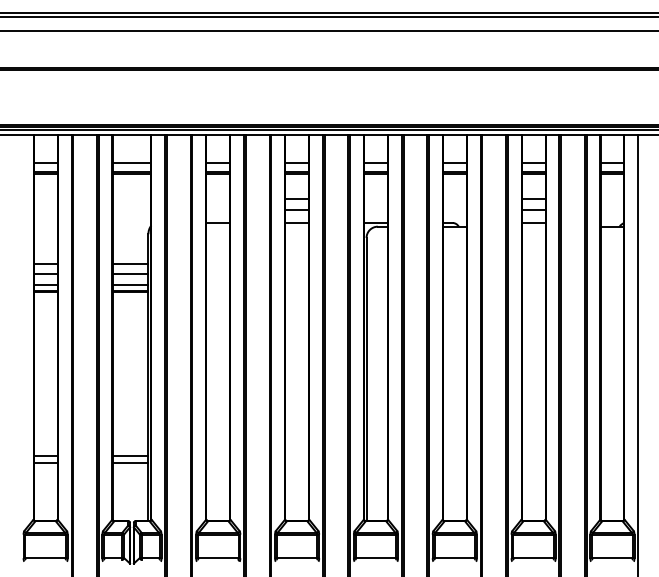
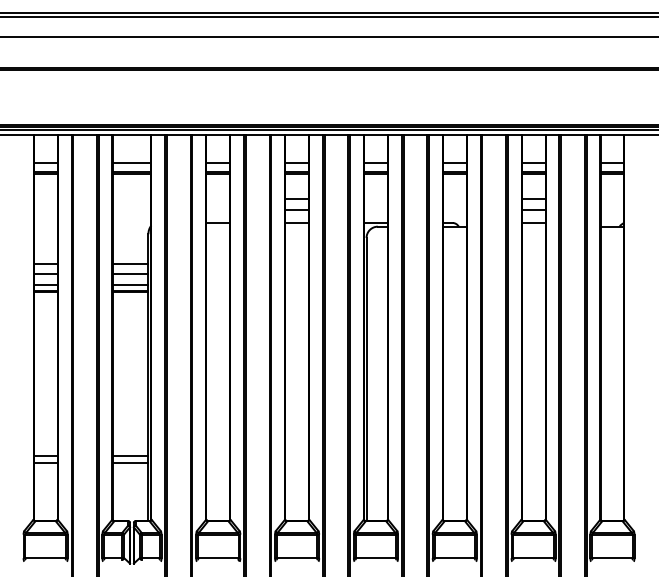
line position: (328, 30) -> (328, 36) (328, 36)
line: present -> none (638, 354)
